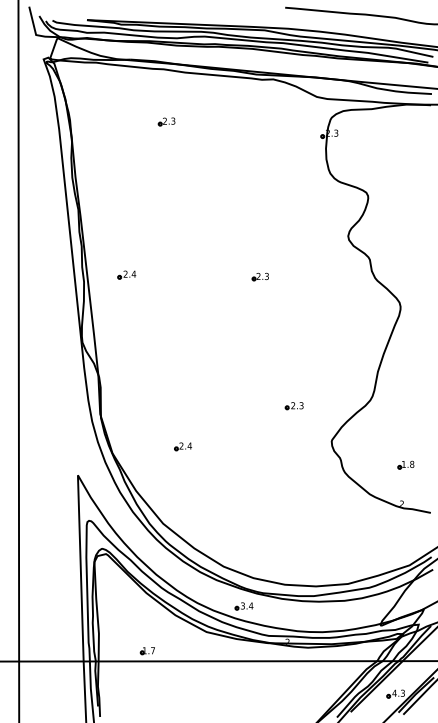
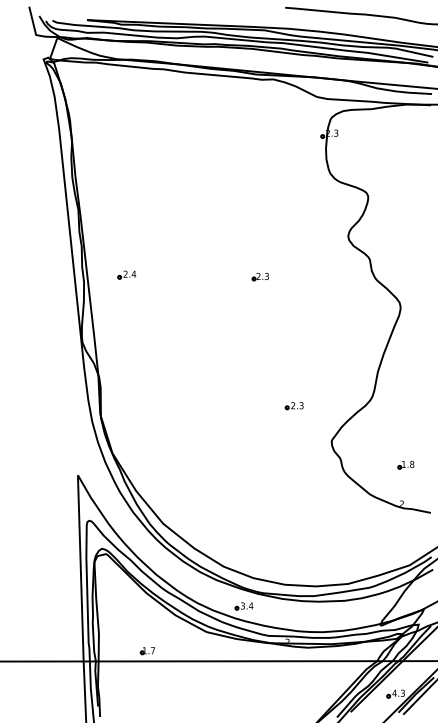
part: present -> none (166, 121)
line: present -> none (18, 360)
part: present -> none (182, 446)
